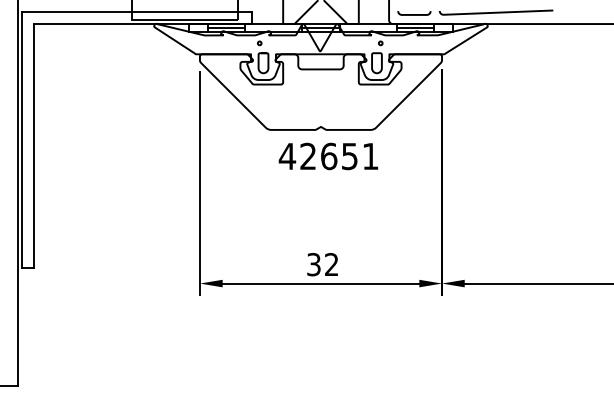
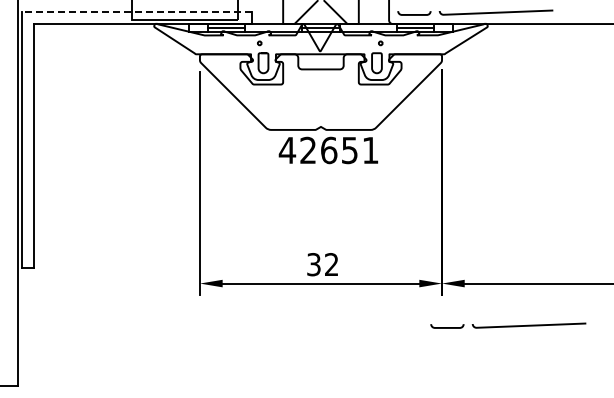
line: solid -> dashed (136, 12)
text position: (328, 156) -> (328, 150) (328, 150)
part: none -> present (508, 325)
